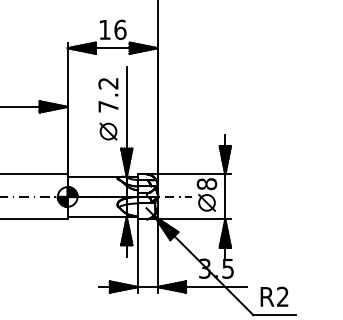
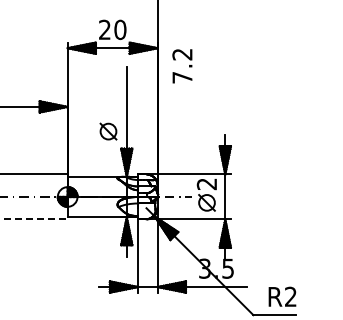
text: 16 -> 20 (112, 29)
text position: (108, 95) -> (182, 66) (182, 66)
text: 8 -> 2 (206, 184)
line: solid -> dashed (34, 219)
text position: (274, 296) -> (282, 296) (282, 296)
